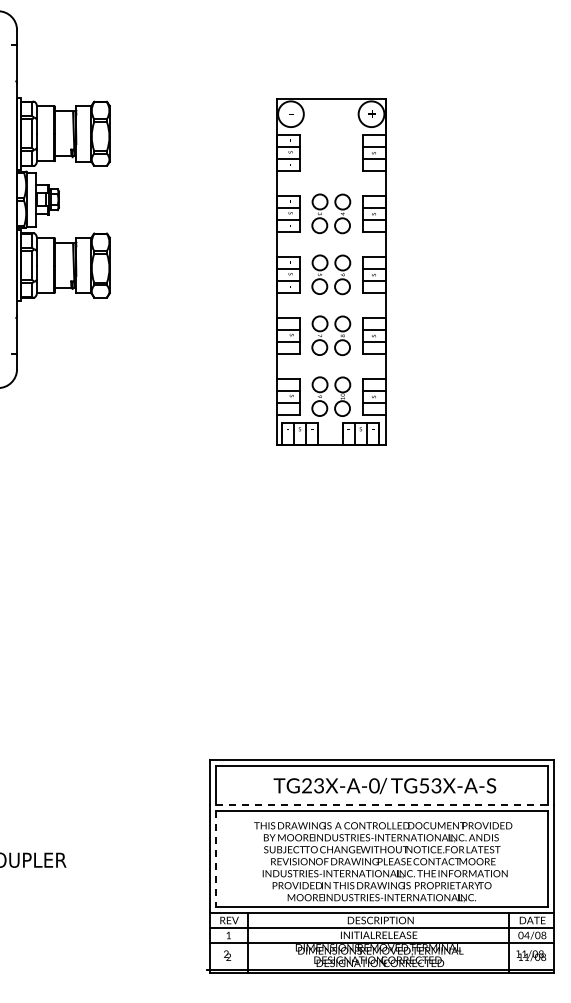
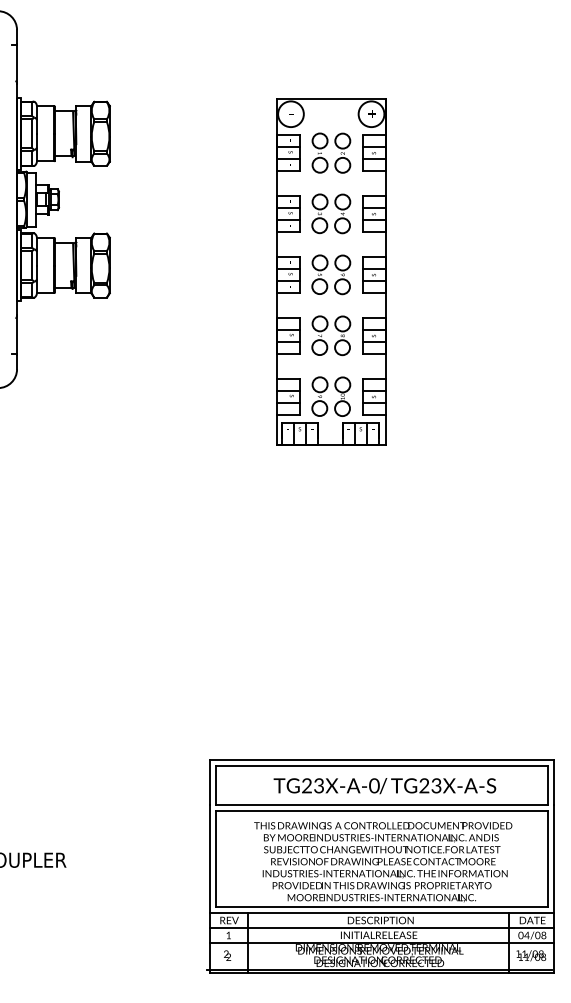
part: none -> present (326, 146)
text: TG53X-A-S -> TG23X-A-S (424, 785)
line: dashed -> solid (382, 805)
line: dashed -> solid (215, 859)
